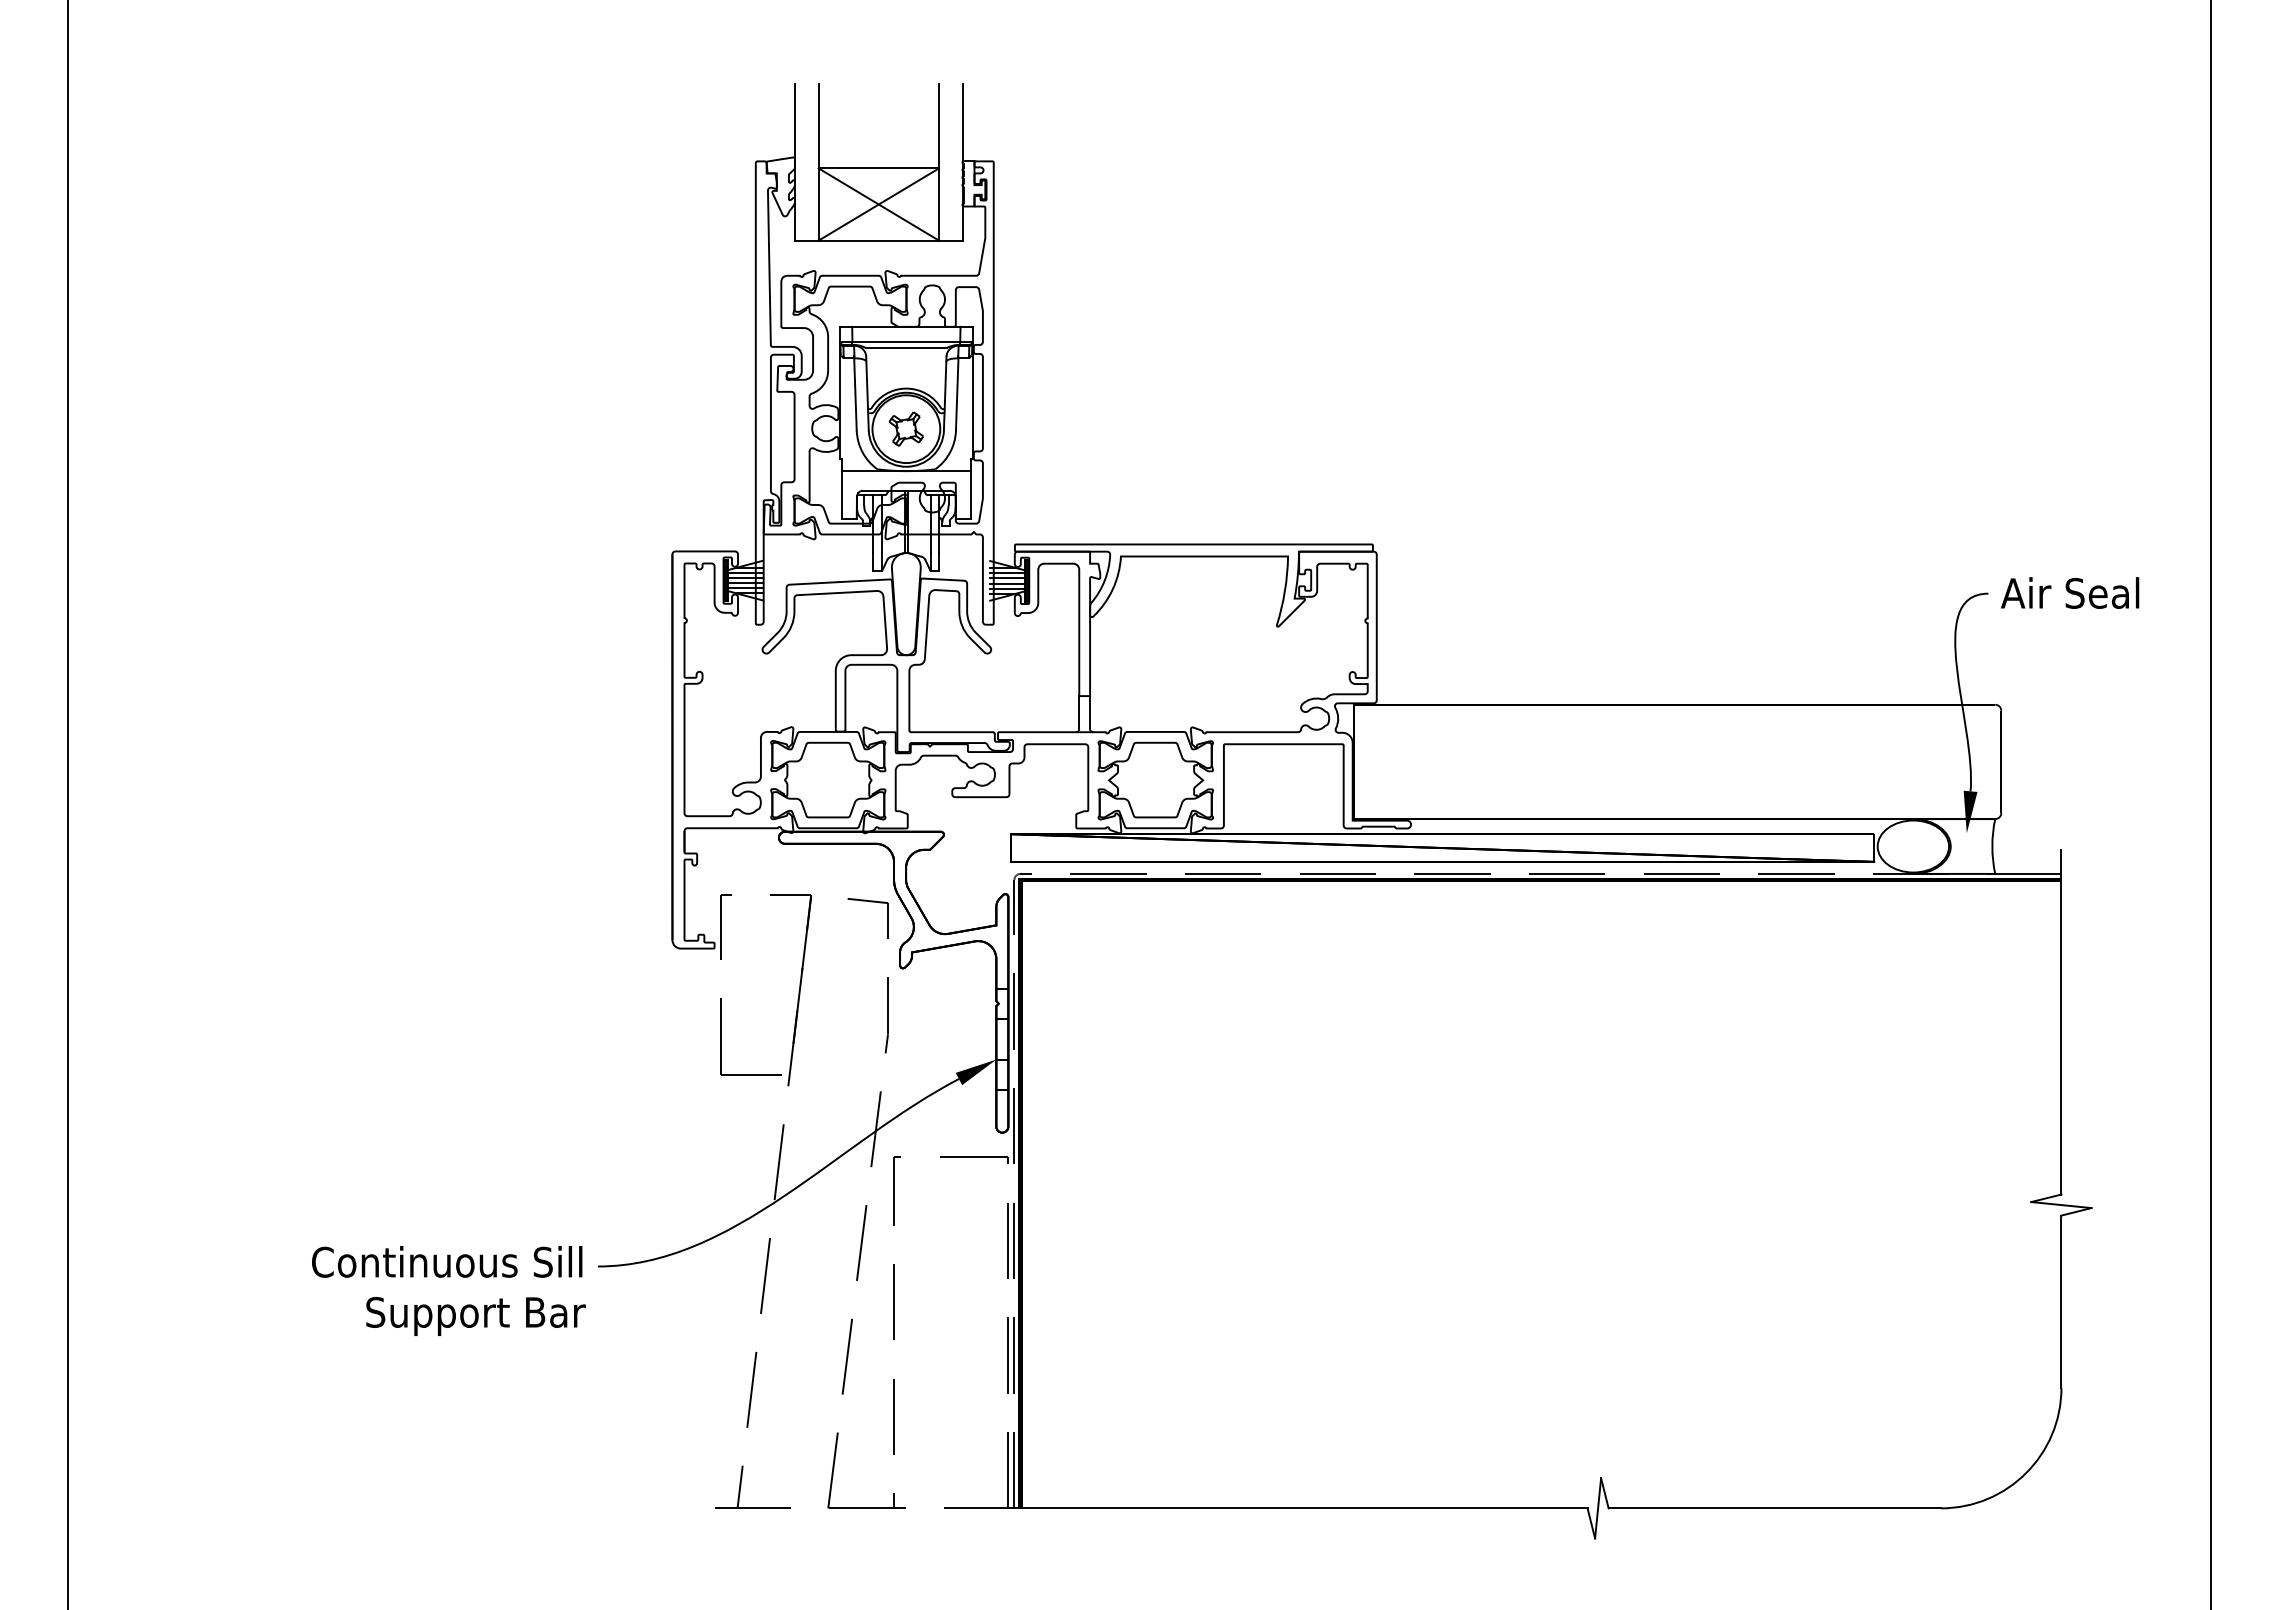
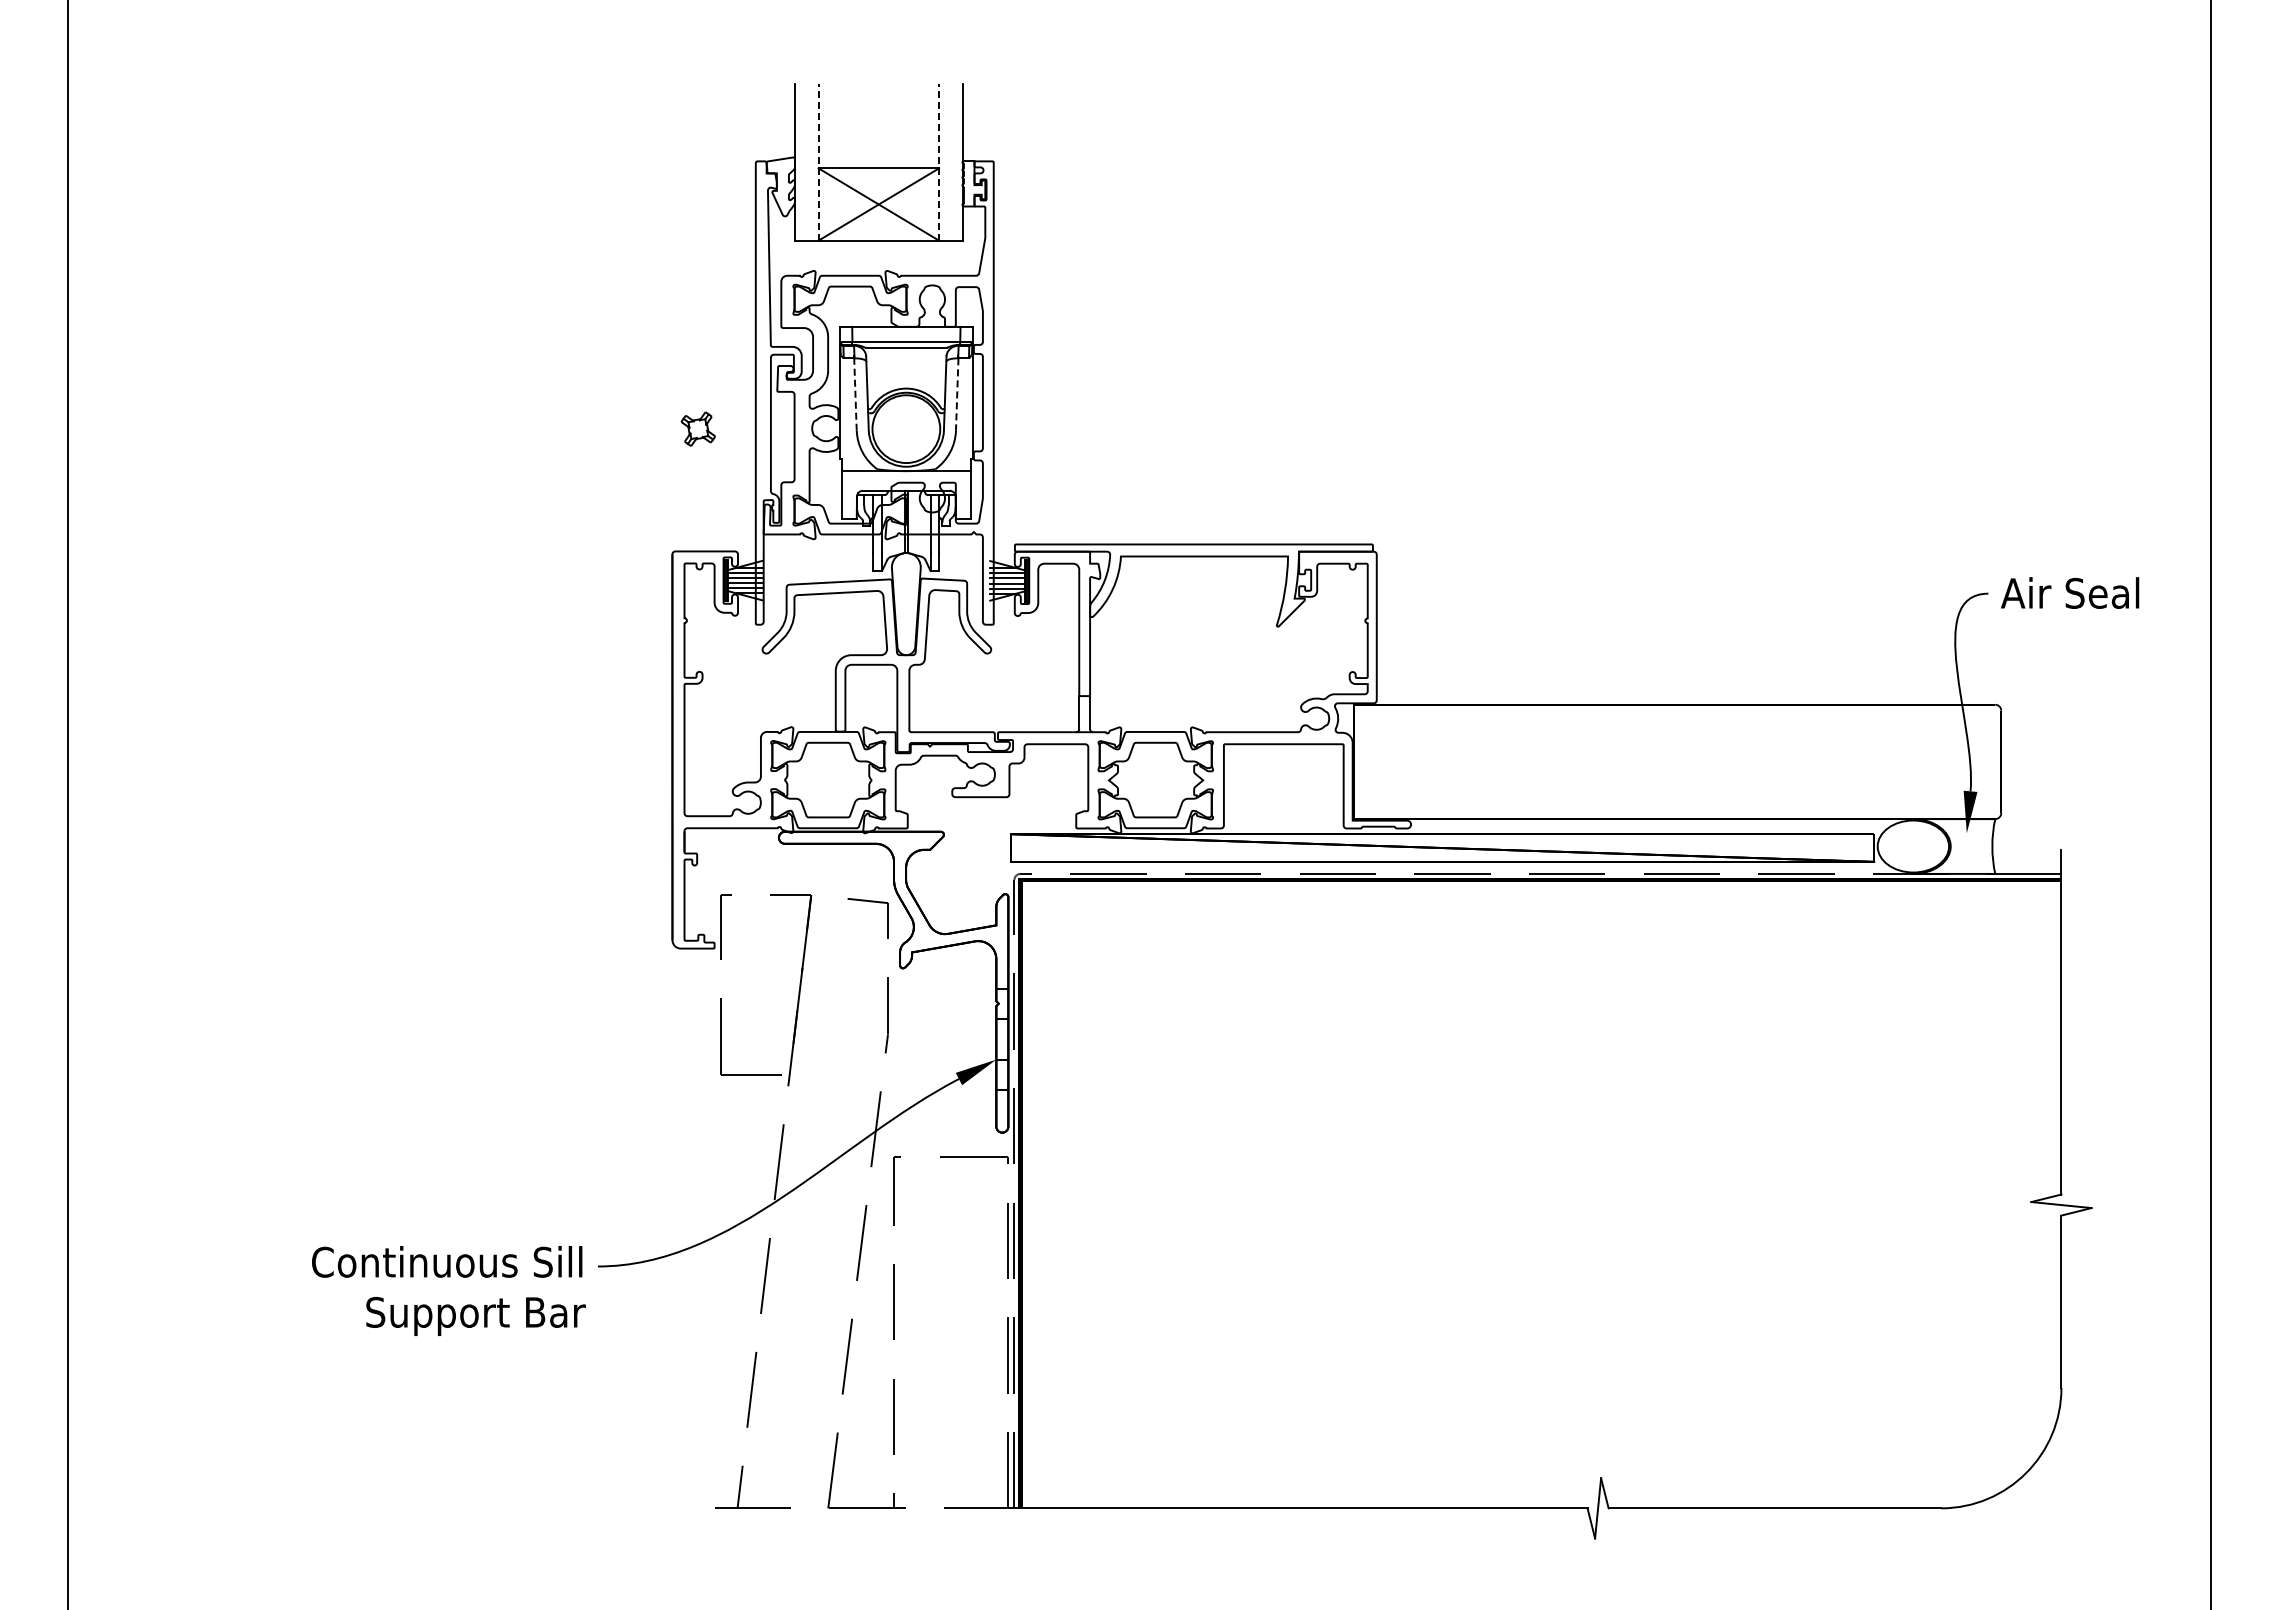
line: solid -> dashed (818, 161)
line: solid -> dashed (938, 161)
line: solid -> dashed (855, 394)
line: solid -> dashed (957, 395)
part position: (905, 428) -> (697, 428) (697, 428)
